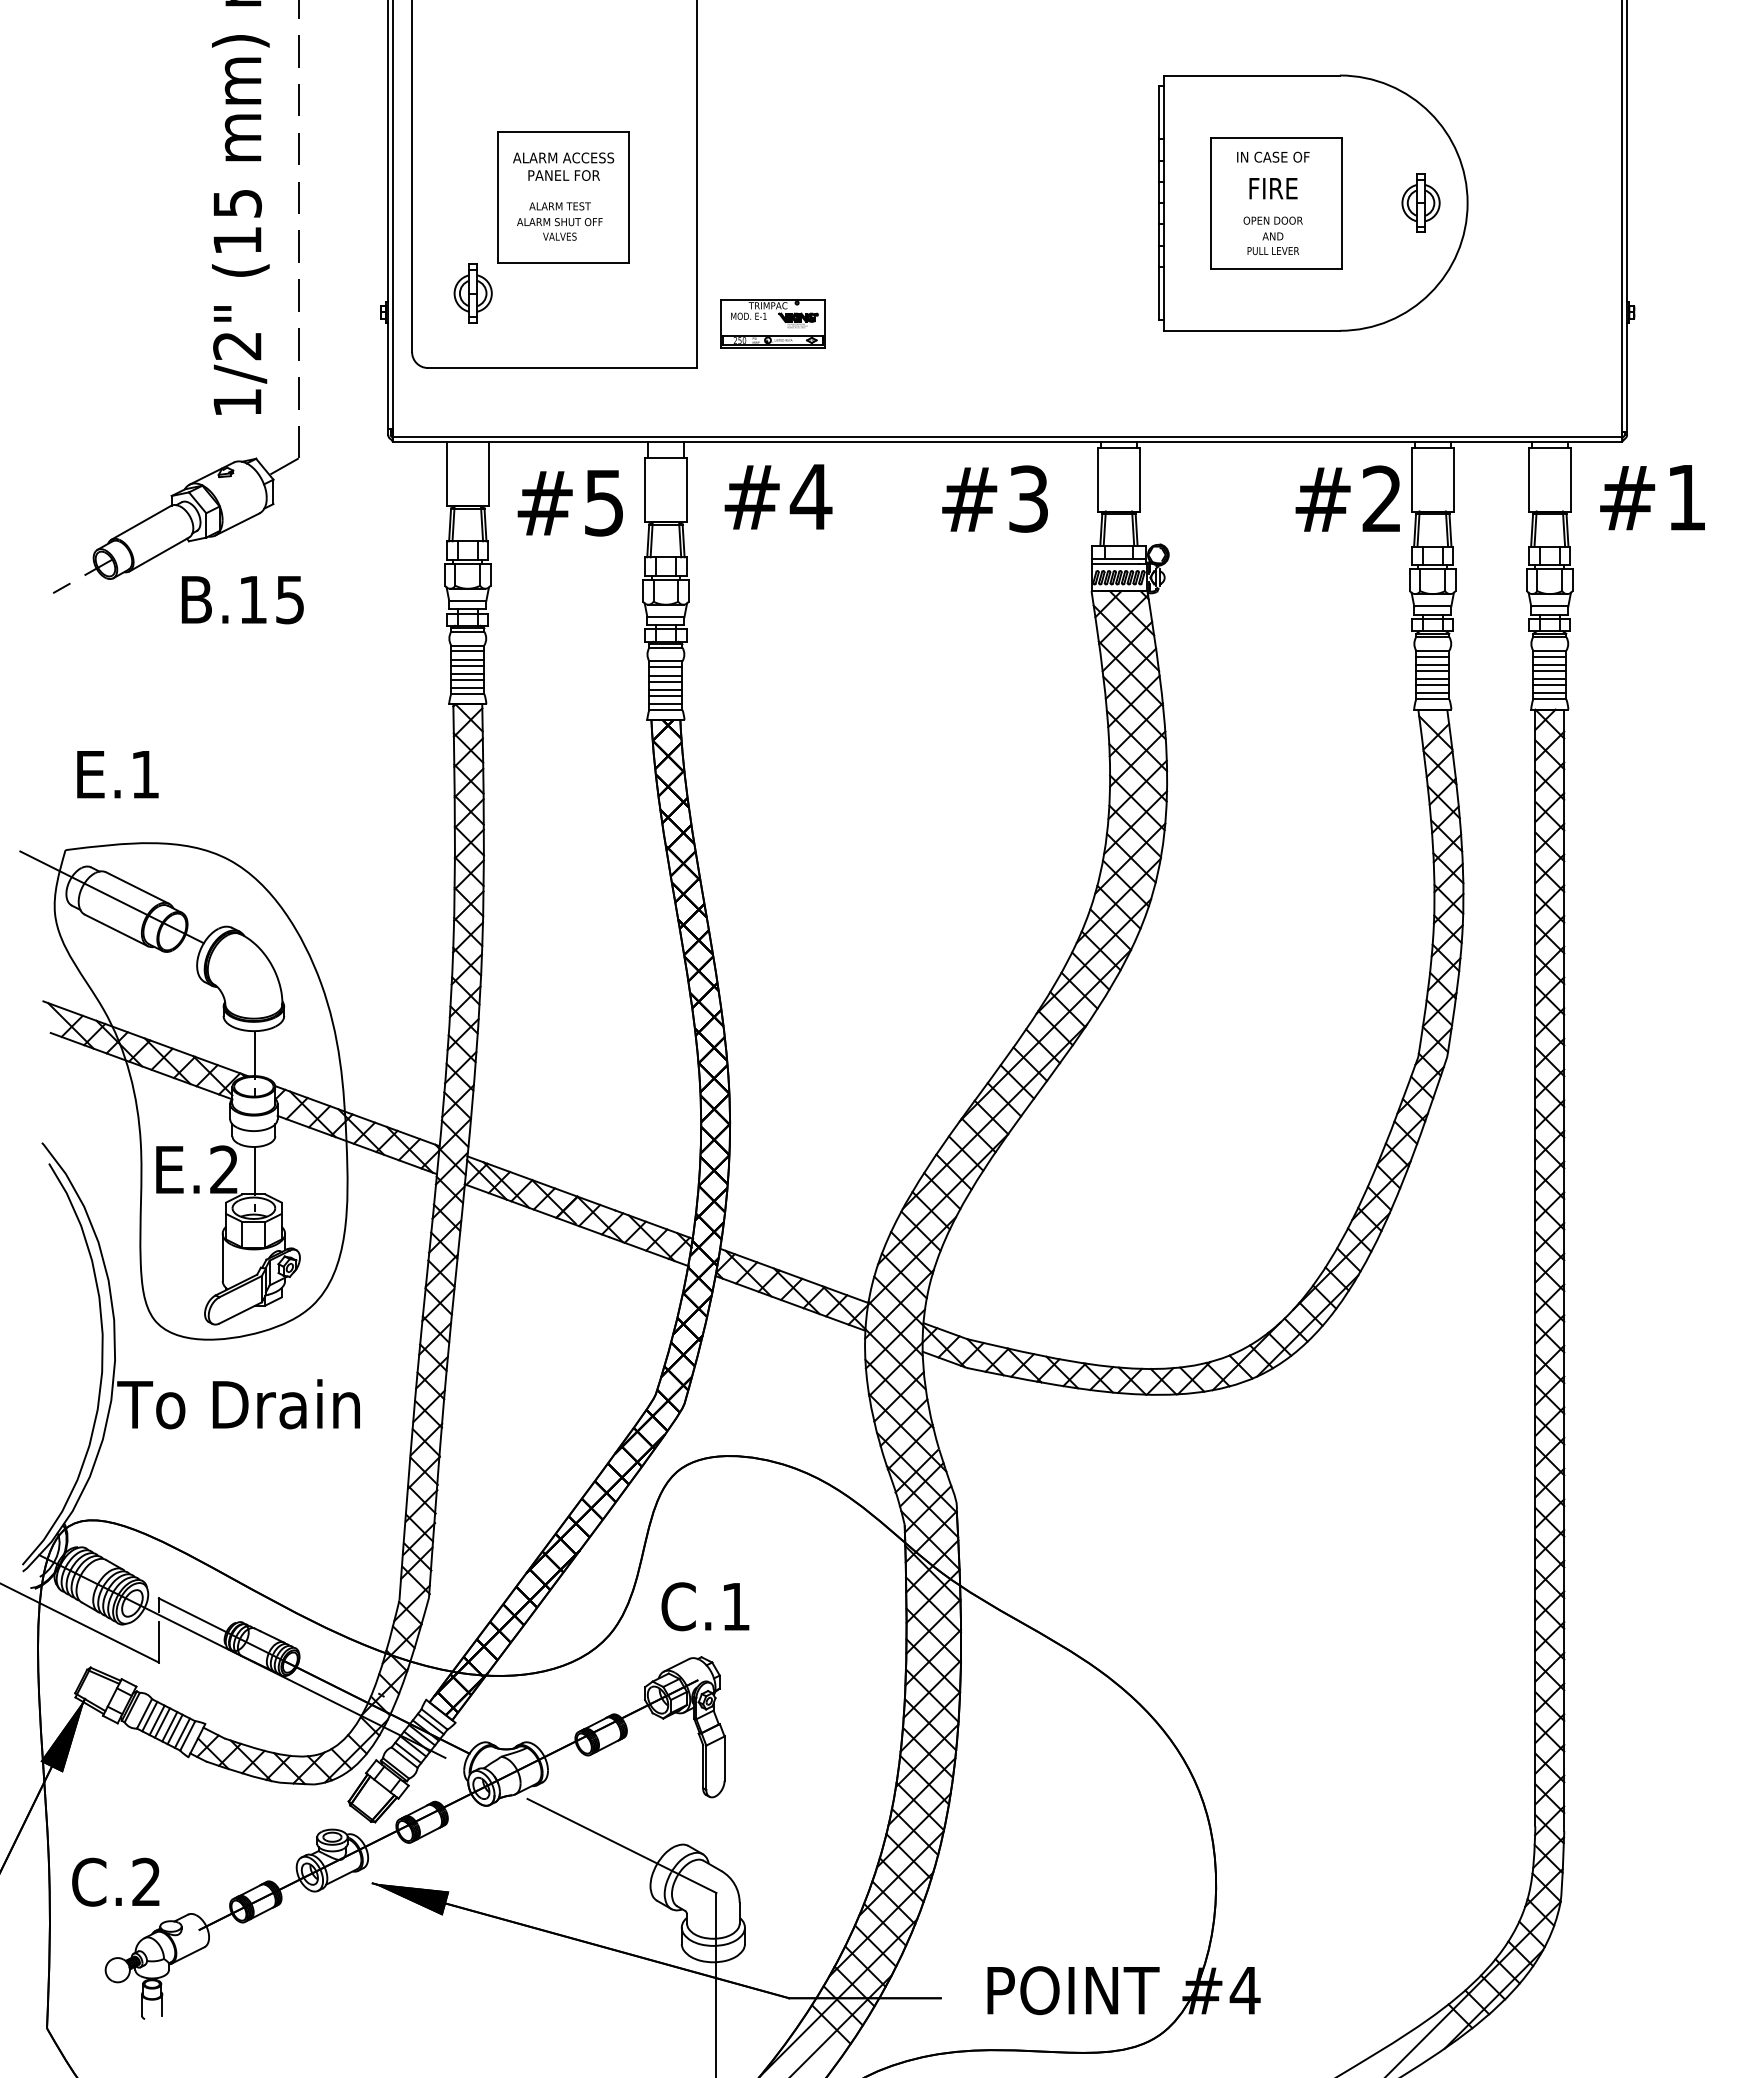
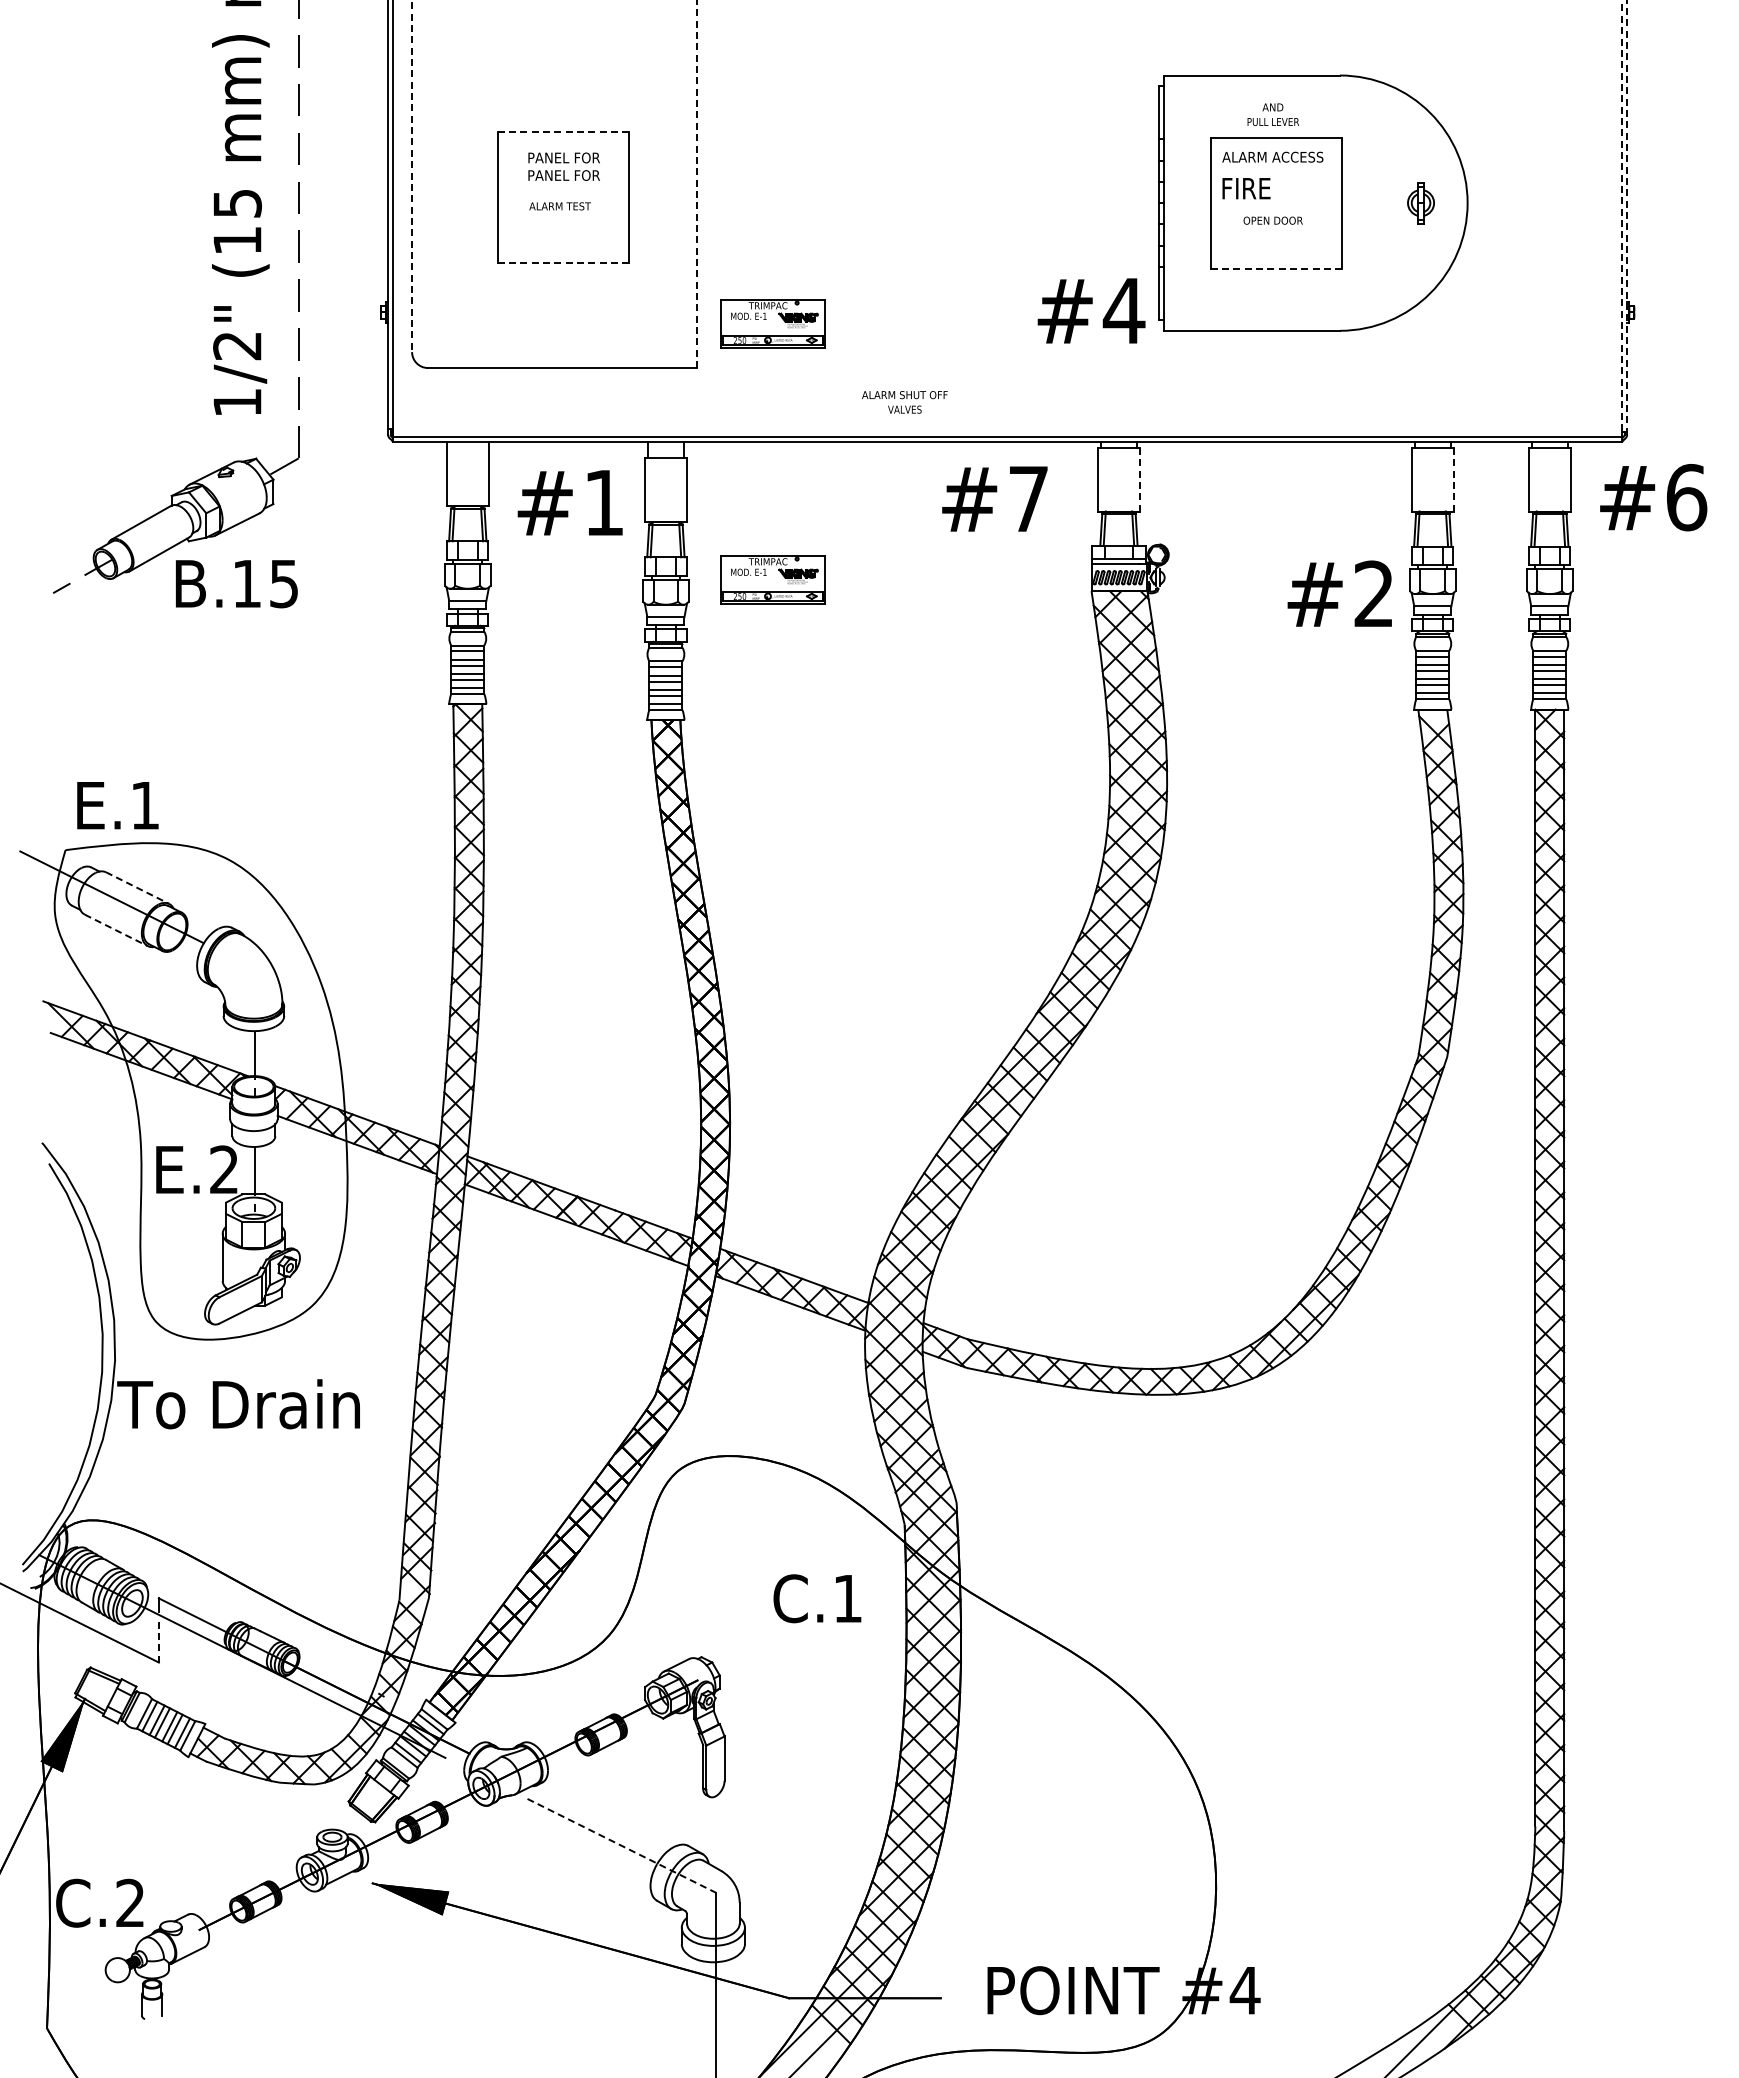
line: solid -> dashed (563, 132)
text: IN CASE OF -> ALARM ACCESS (1272, 156)
text: ALARM ACCESS -> PANEL FOR (563, 157)
line: solid -> dashed (412, 176)
line: solid -> dashed (696, 184)
text position: (1273, 188) -> (1246, 188) (1246, 188)
part size: 40x60 px -> 28x43 px (1420, 203)
line: solid -> dashed (1627, 216)
line: solid -> dashed (1621, 221)
text position: (559, 229) -> (904, 402) (904, 402)
text position: (1273, 243) -> (1273, 114) (1273, 114)
line: solid -> dashed (563, 263)
line: solid -> dashed (1276, 268)
part: present -> none (472, 293)
line: solid -> dashed (1140, 479)
line: solid -> dashed (1454, 479)
text position: (778, 496) -> (1091, 310) (1091, 310)
text: #1 -> #6 (1687, 497)
text: #3 -> #7 (1028, 498)
text position: (1347, 498) -> (1339, 593) (1339, 593)
text: #5 -> #1 (603, 503)
part: none -> present (772, 579)
text position: (242, 600) -> (236, 584) (236, 584)
text position: (117, 774) -> (117, 805) (117, 805)
line: solid -> dashed (138, 888)
line: solid -> dashed (116, 930)
text position: (705, 1606) -> (817, 1598) (817, 1598)
line: solid -> dashed (158, 1642)
line: solid -> dashed (622, 1845)
text position: (115, 1881) -> (99, 1902) (99, 1902)
